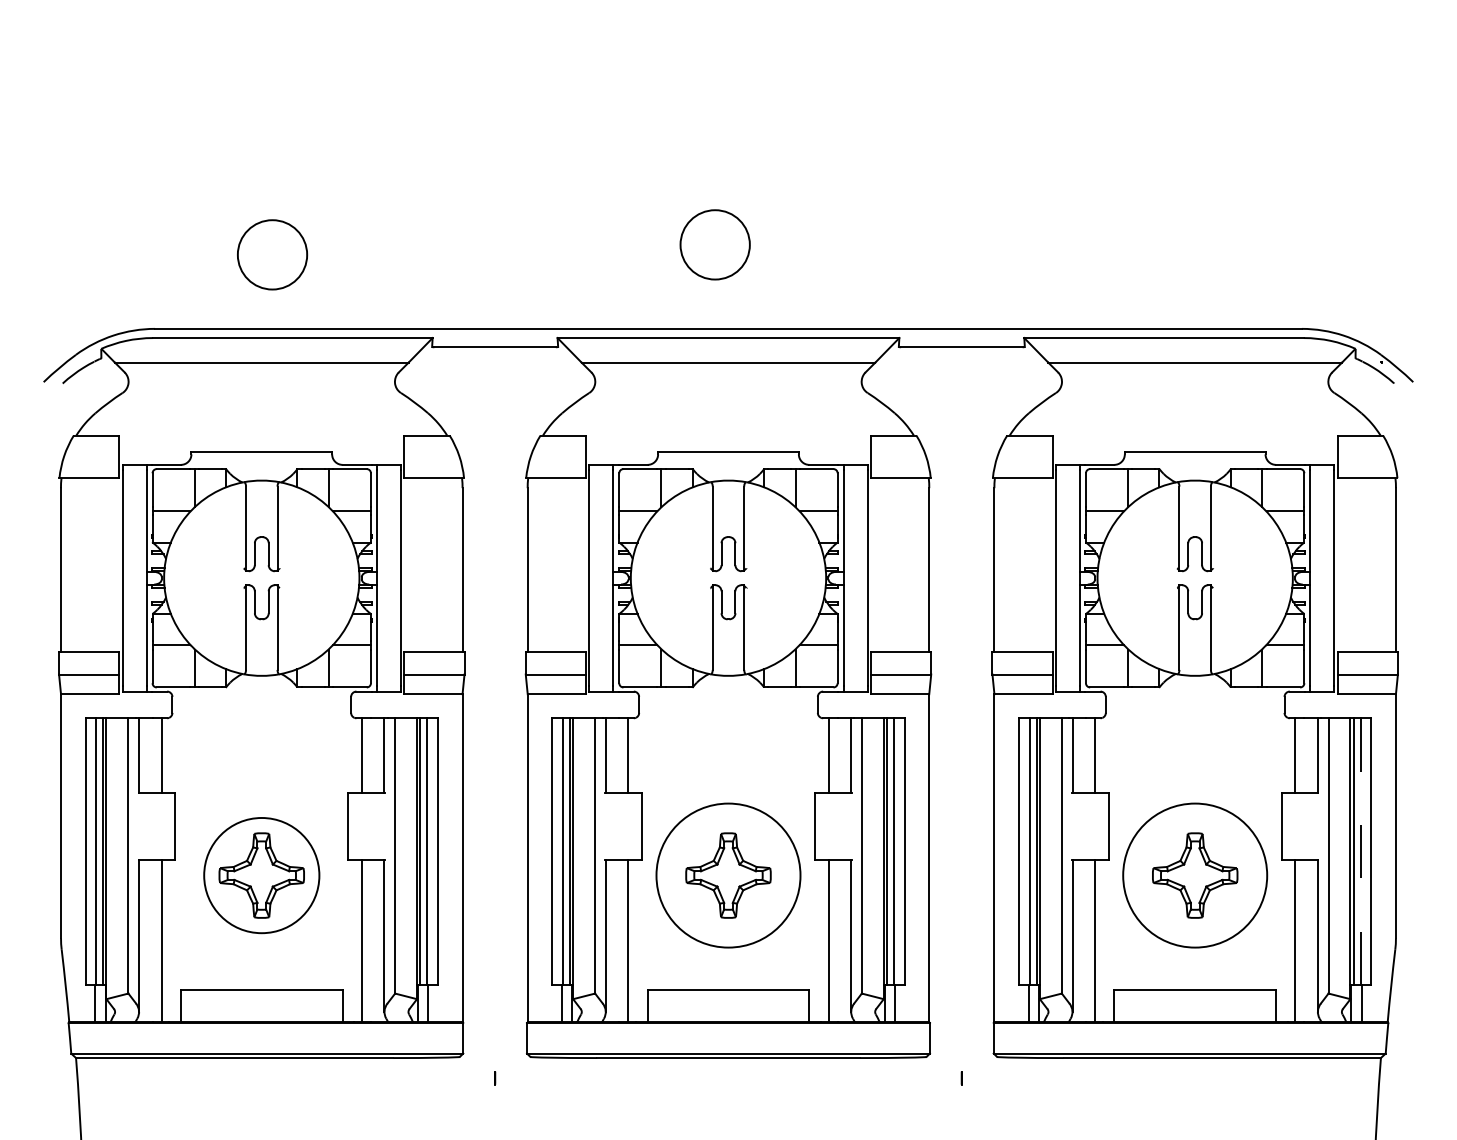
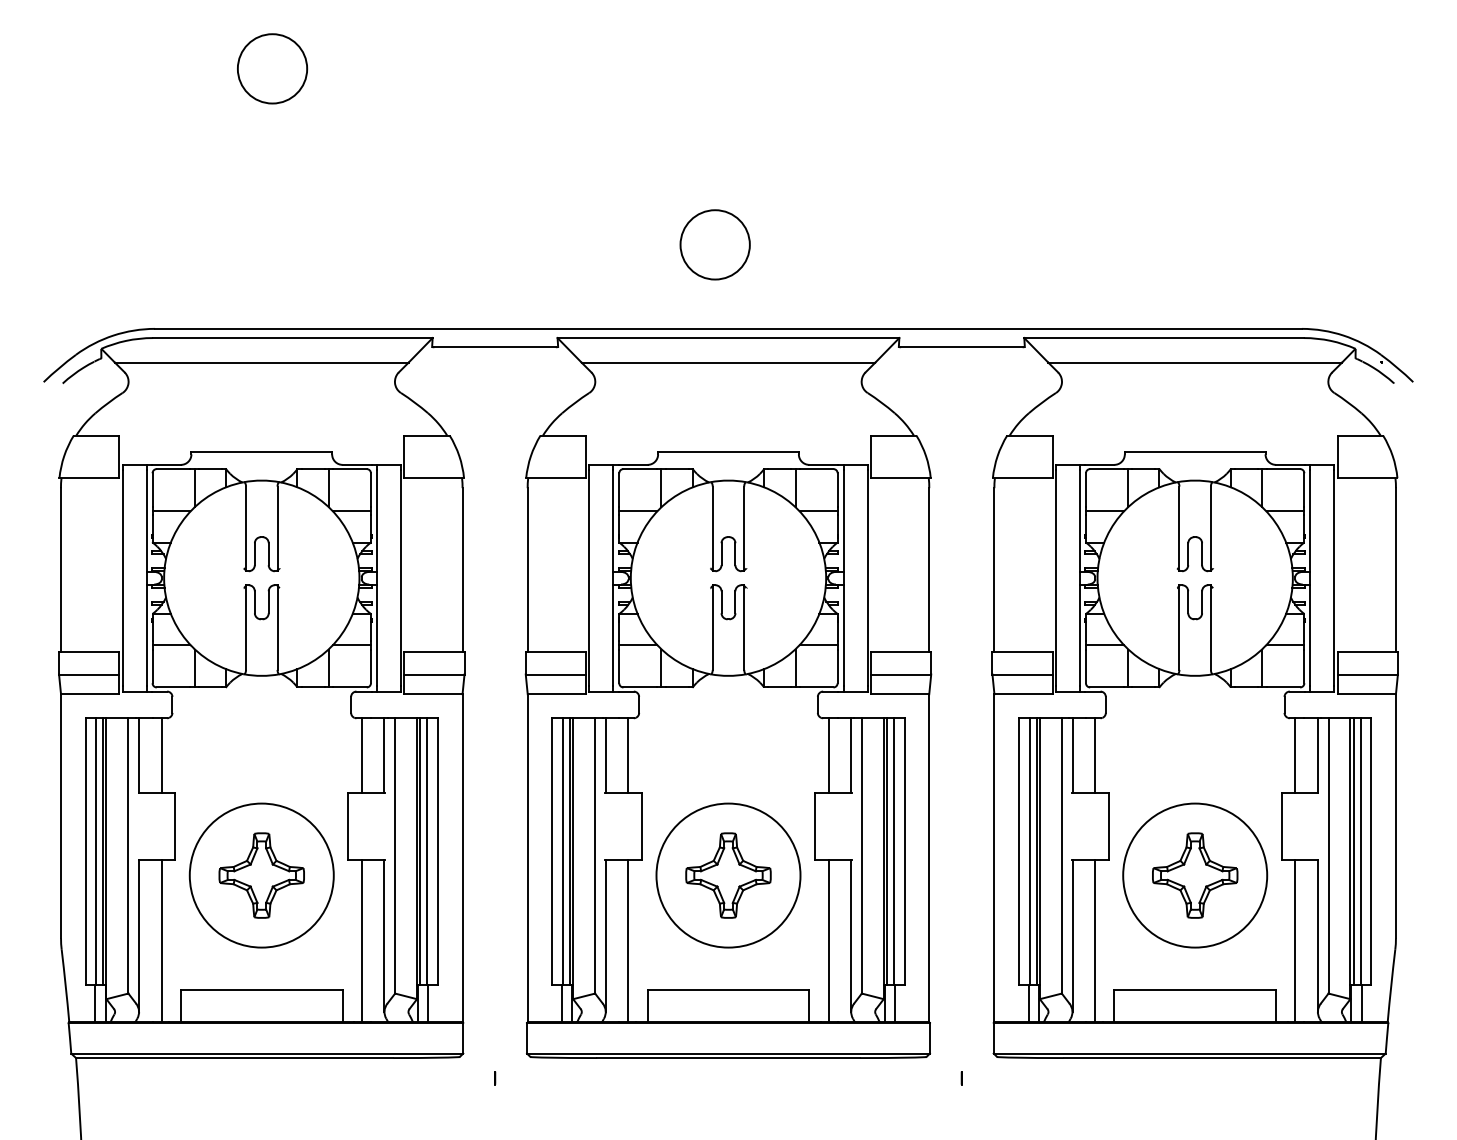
circle position: (272, 254) -> (272, 68) (272, 68)
line: dashed -> solid (1360, 852)
circle diameter: 115 px -> 144 px (261, 875)
